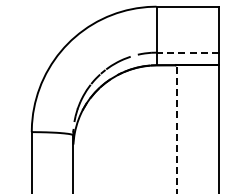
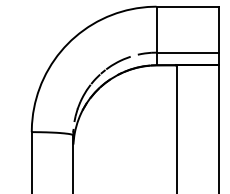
line: dashed -> solid (187, 52)
line: dashed -> solid (177, 129)
